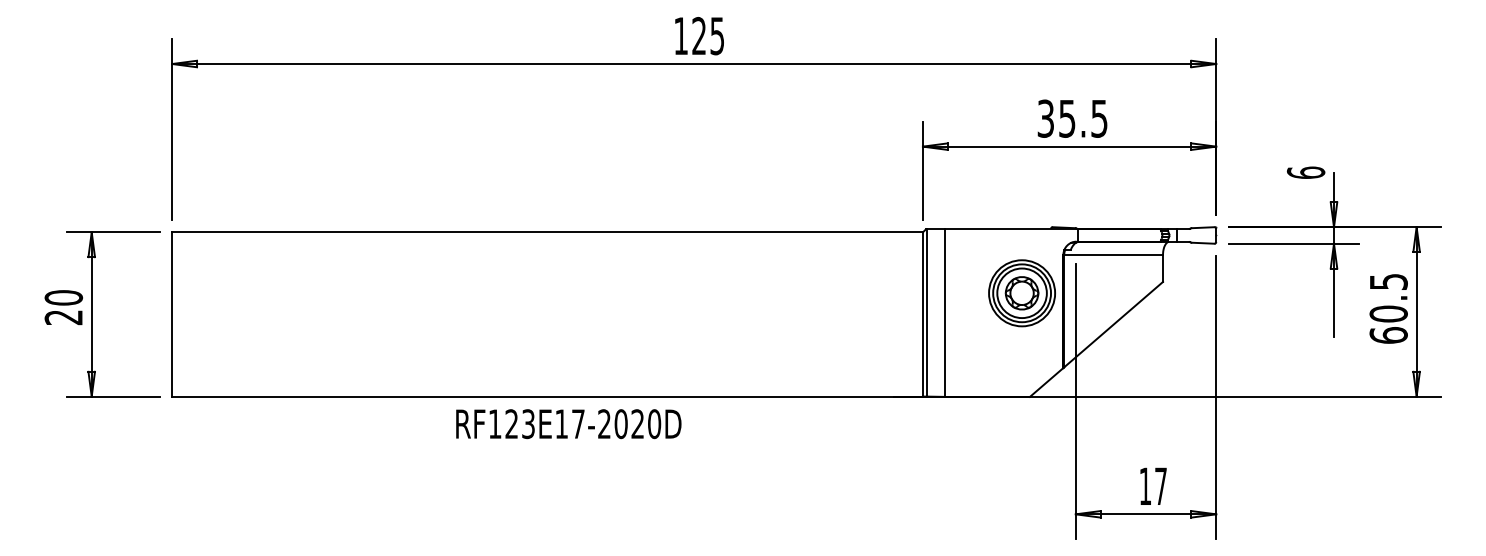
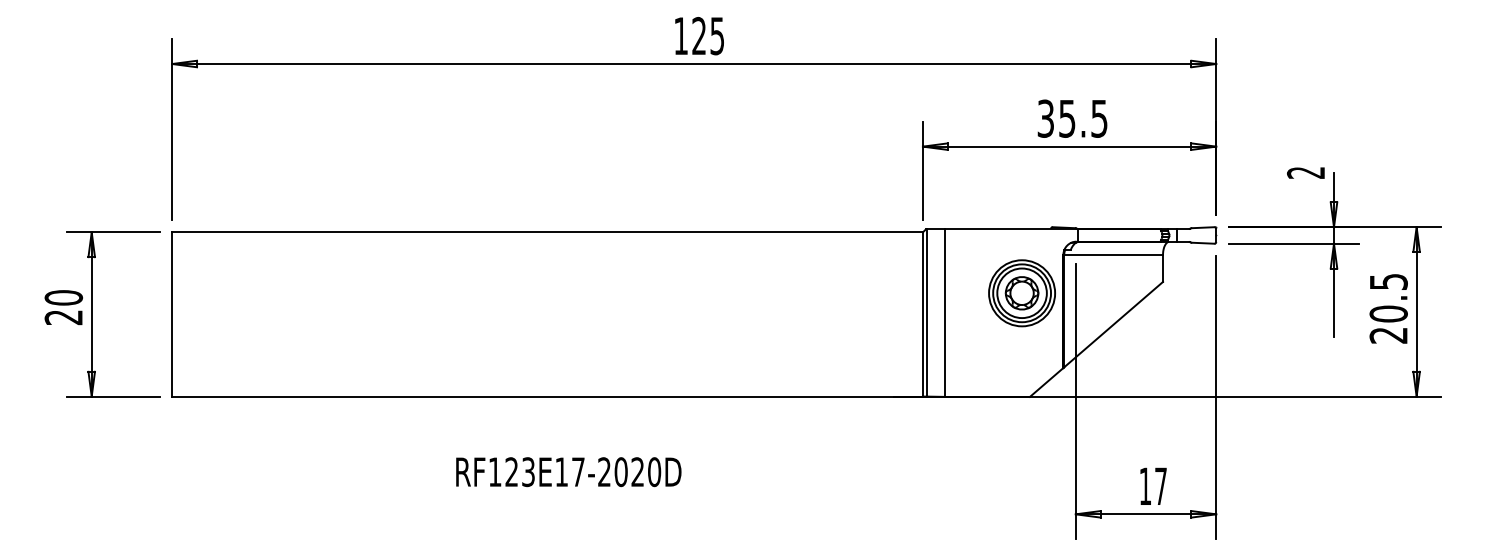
text: 6 -> 2 (1305, 172)
text: 60.5 -> 20.5 (1388, 335)
text position: (568, 424) -> (568, 472) (568, 472)
